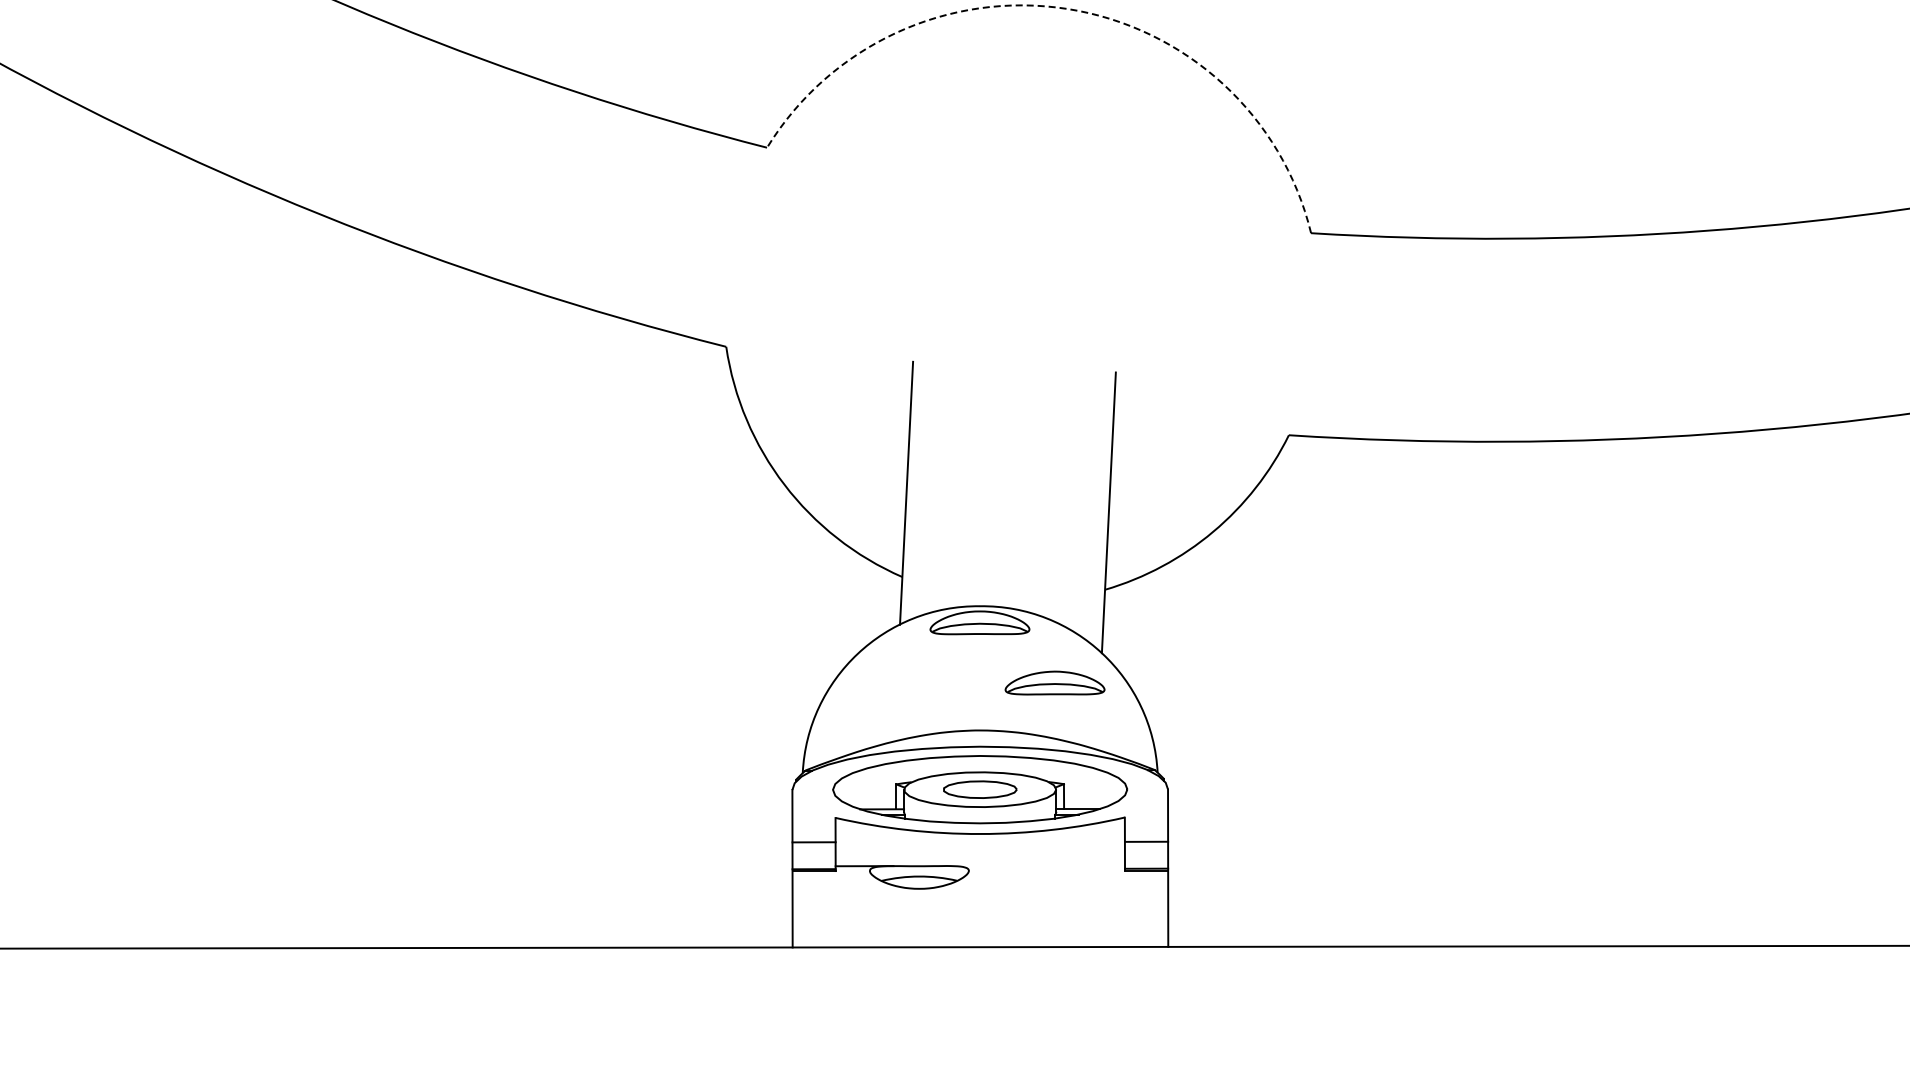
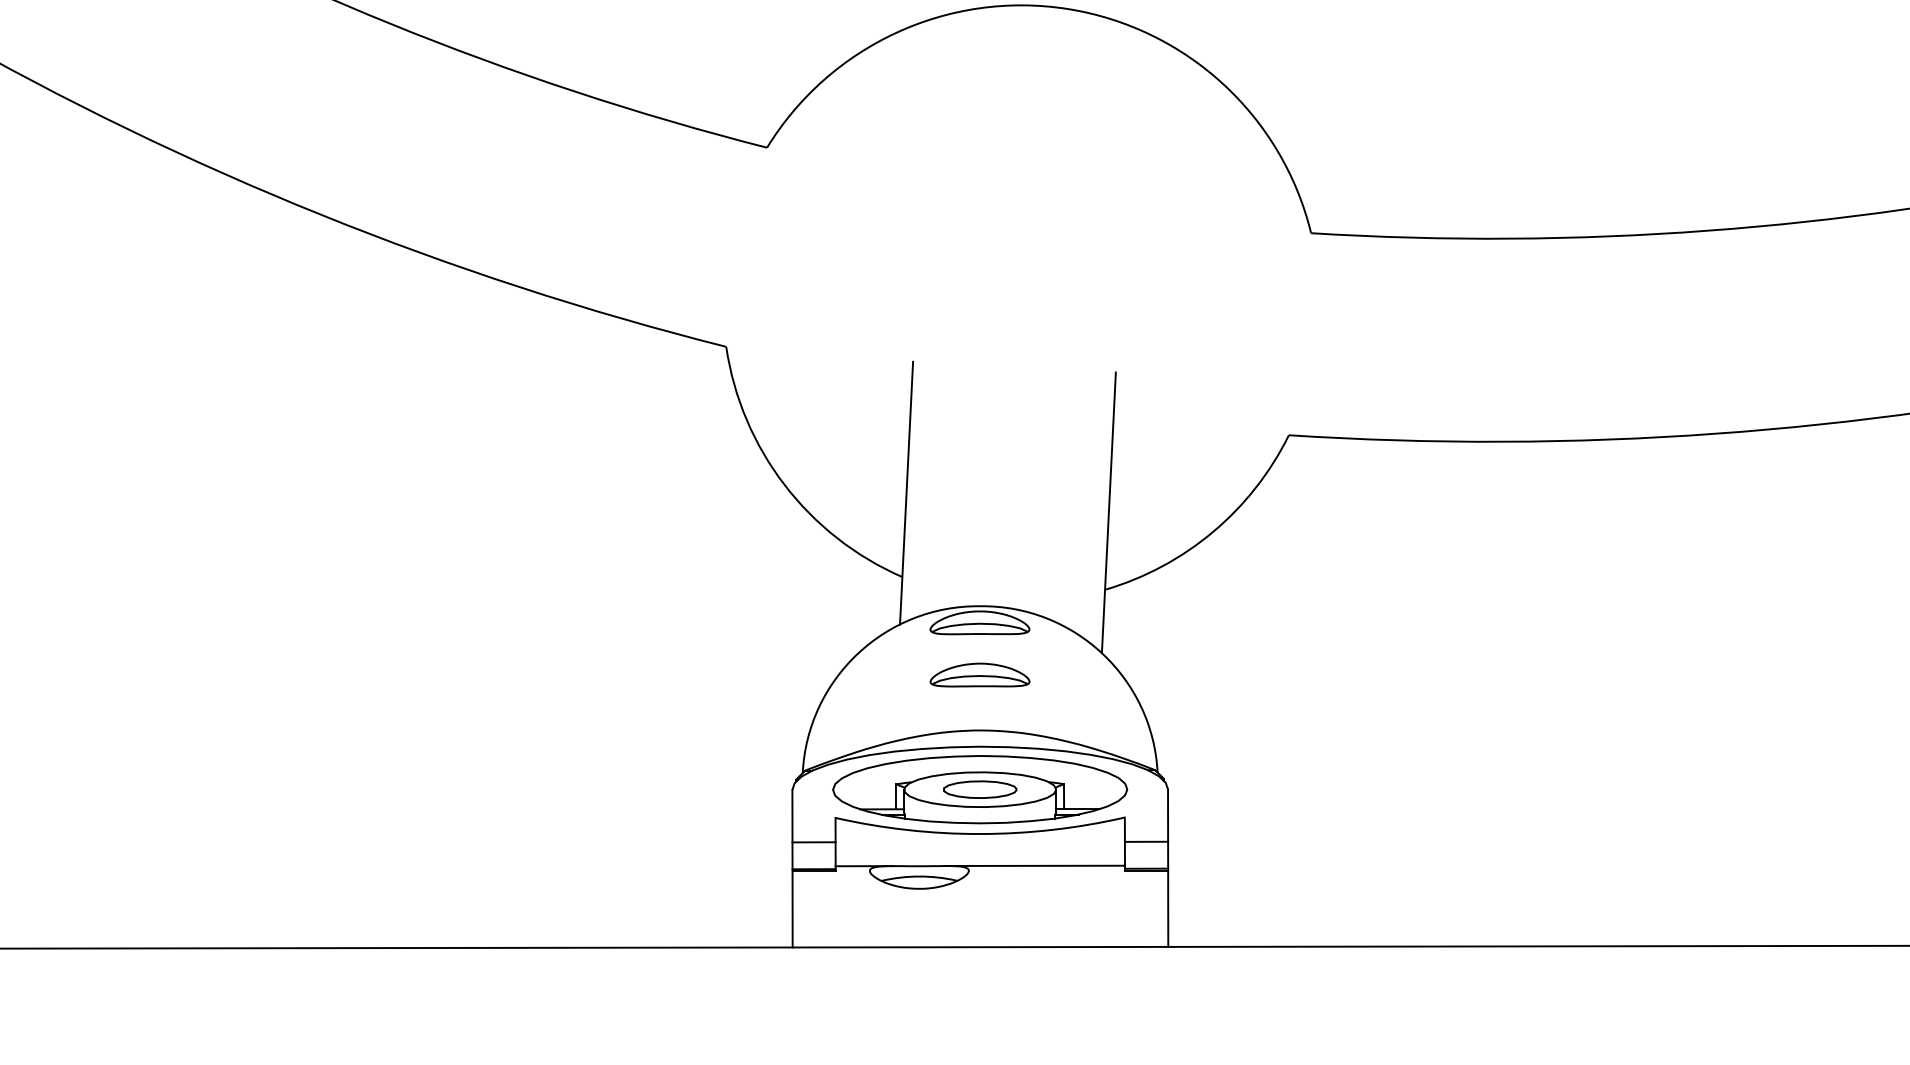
arc: dashed -> solid (1067, 9)
part position: (1054, 682) -> (979, 674) (979, 674)
line: none -> present (1034, 865)
